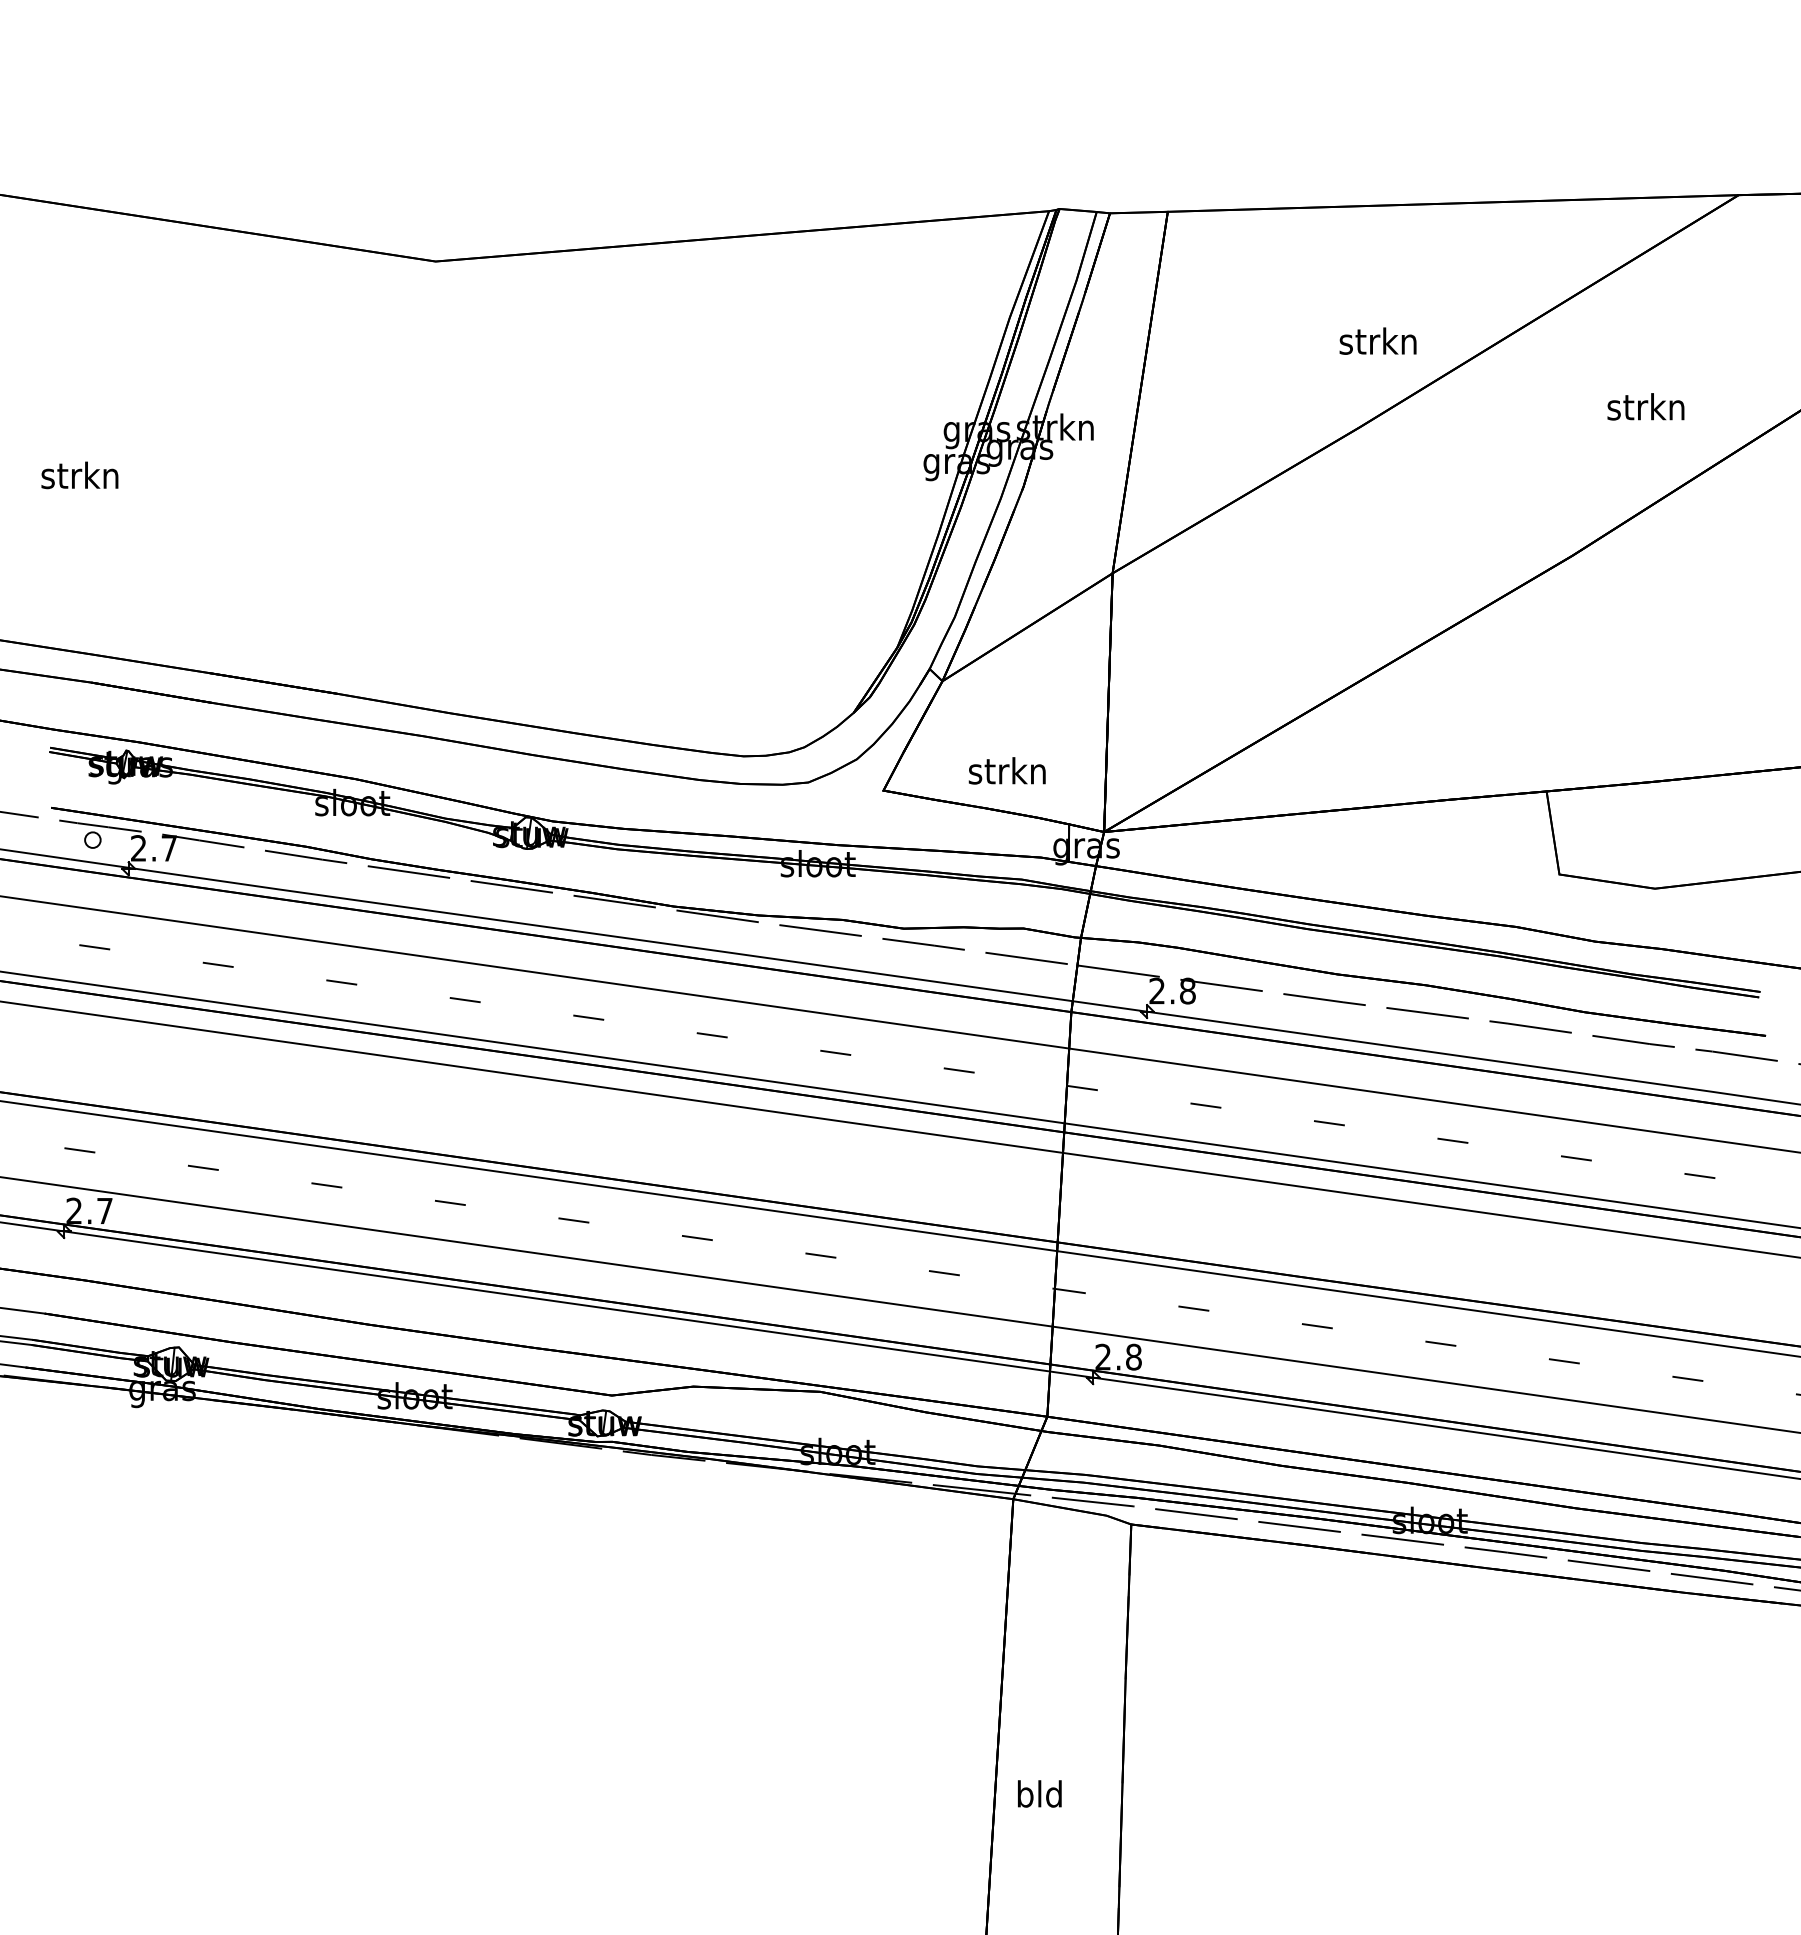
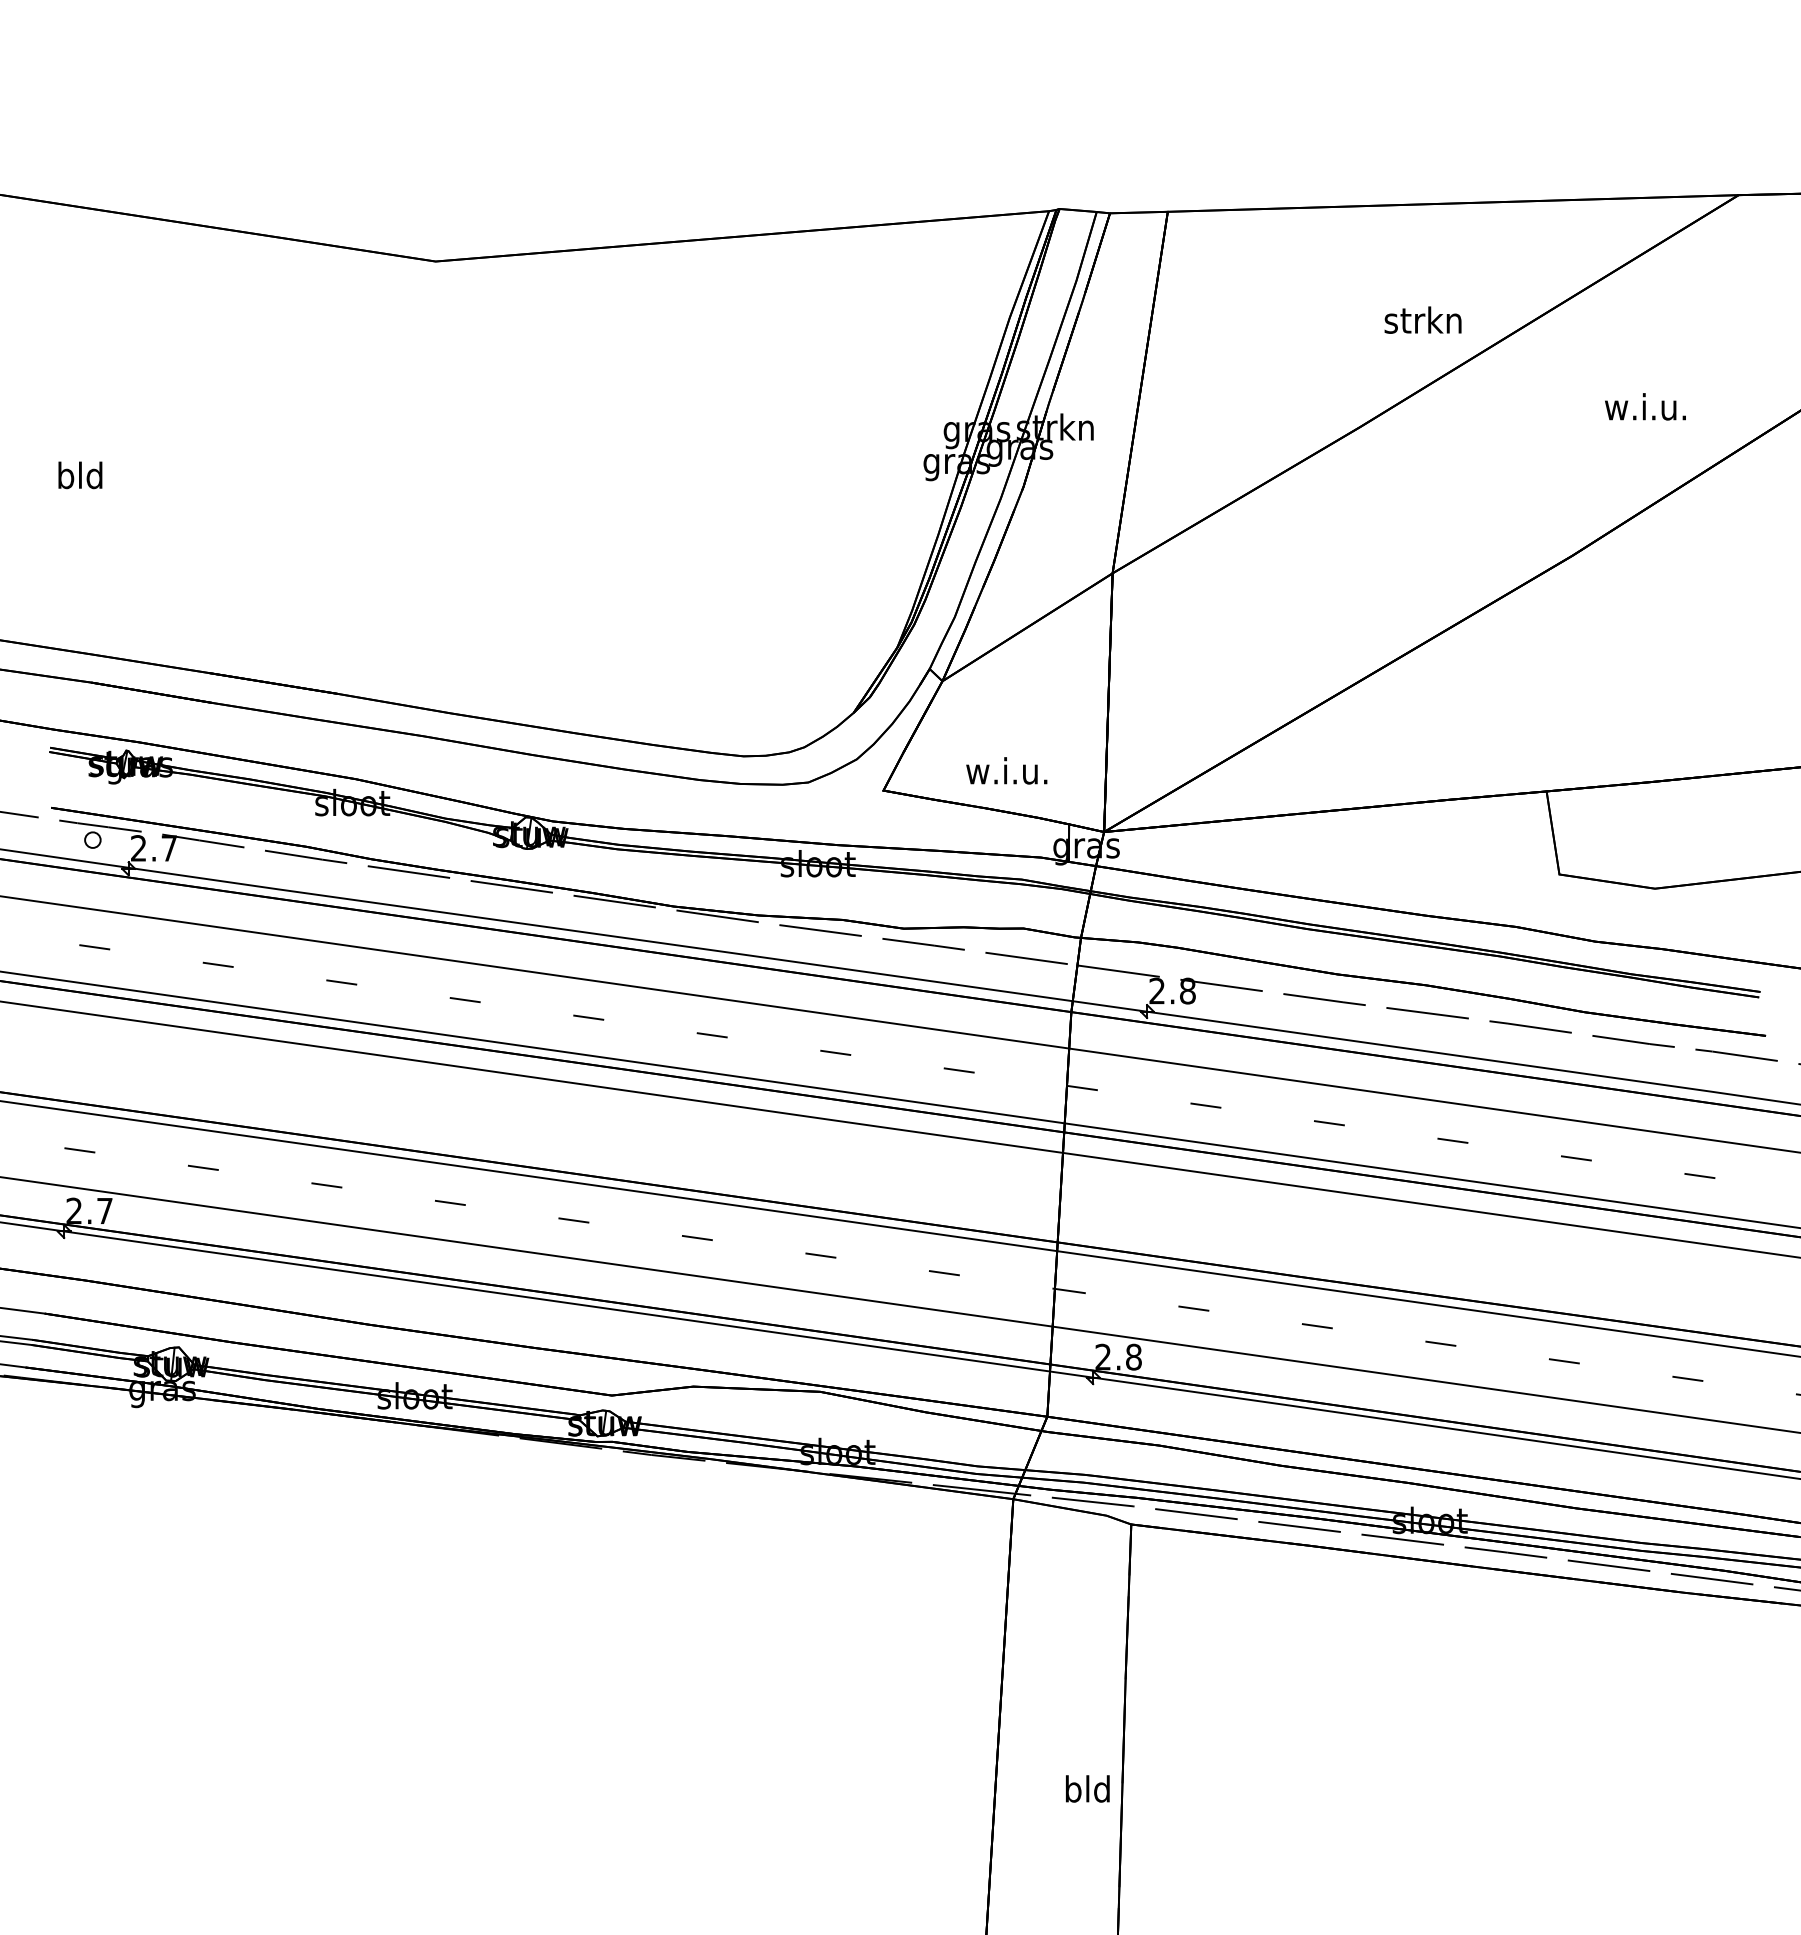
text position: (1377, 340) -> (1422, 319) (1422, 319)
text: strkn -> w.i.u. (1645, 406)
text: strkn -> bld (79, 475)
text: strkn -> w.i.u. (1006, 770)
text position: (1039, 1793) -> (1087, 1788) (1087, 1788)
